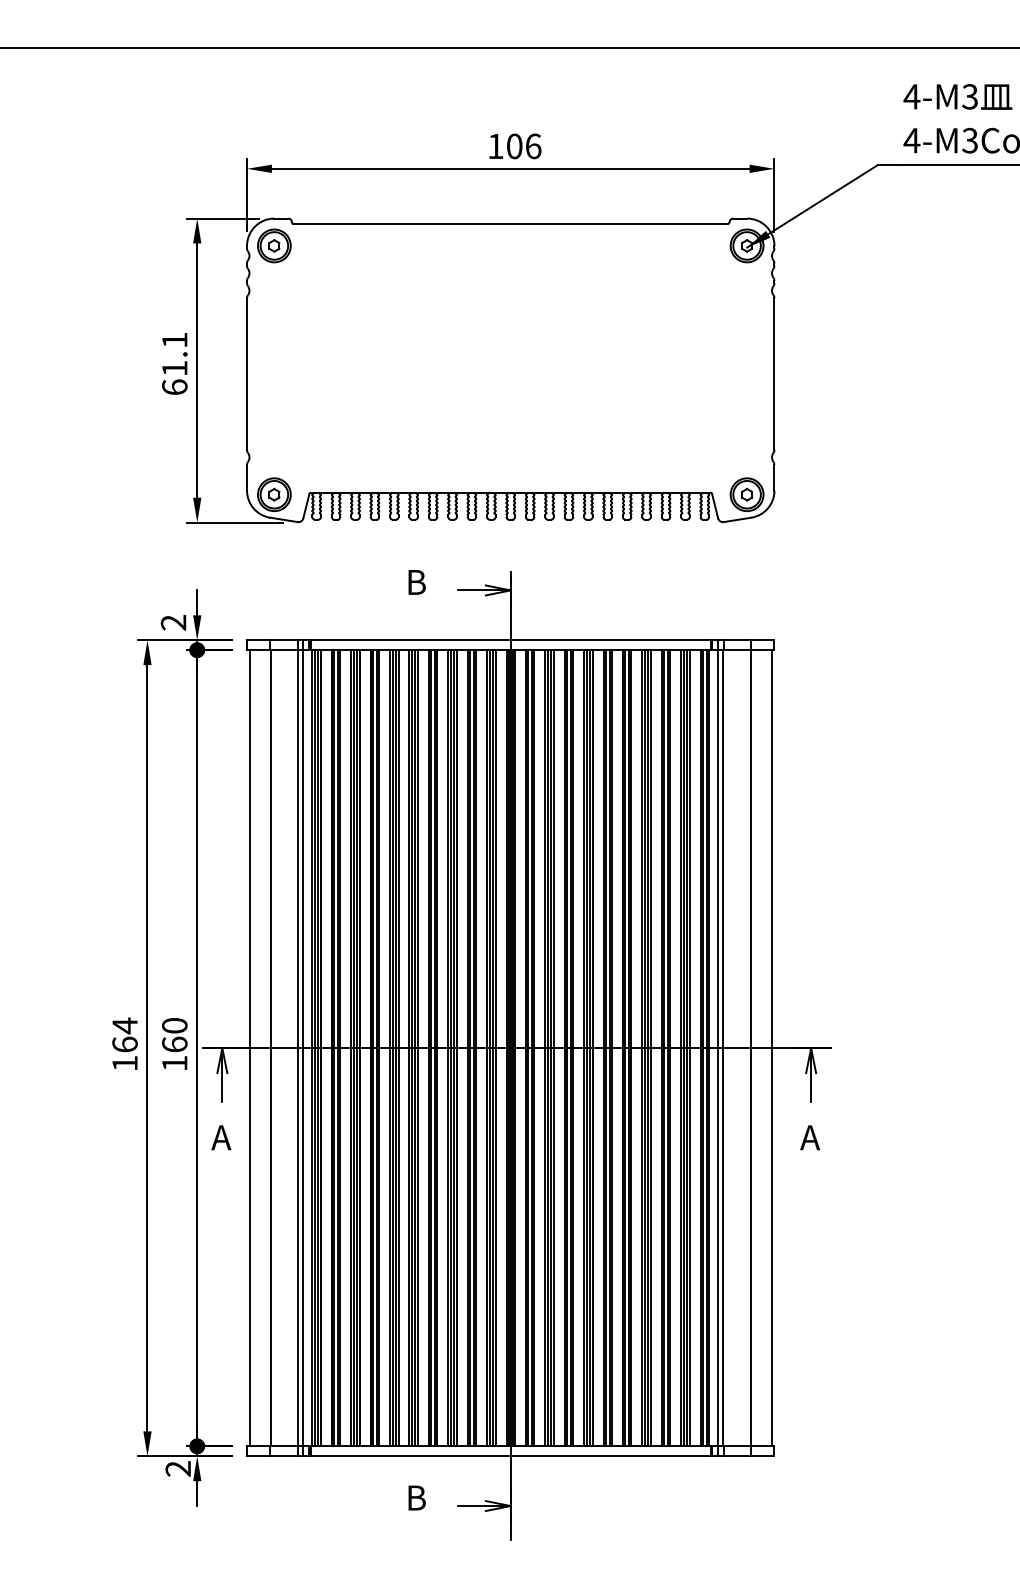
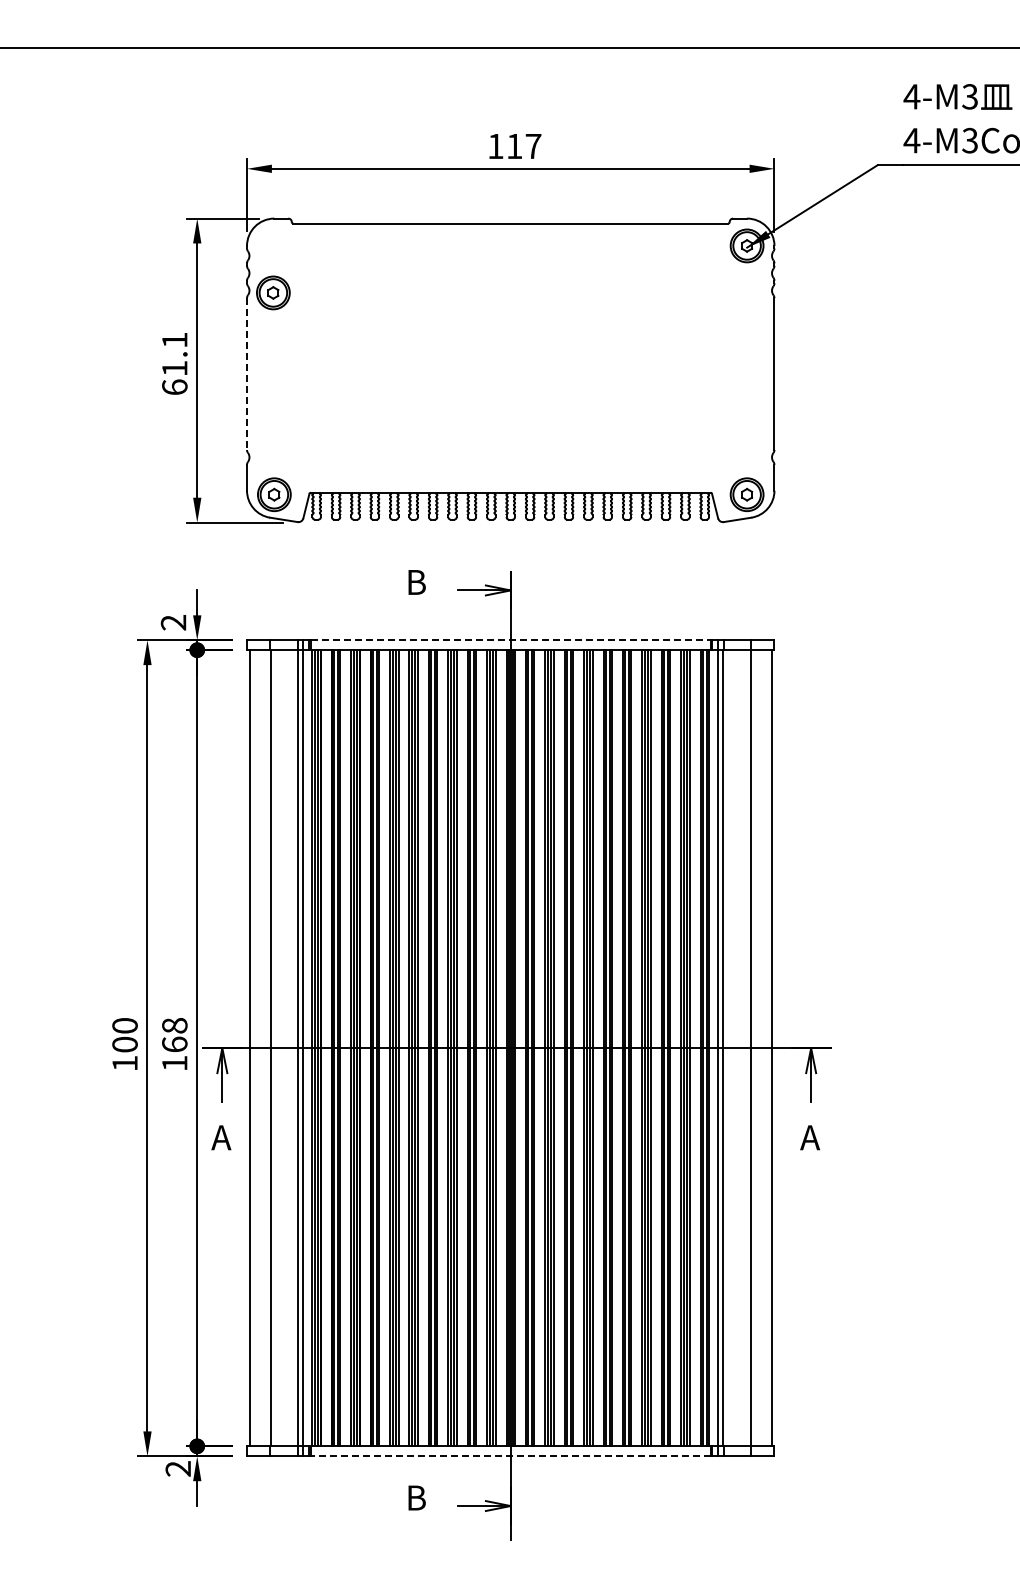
text: 106 -> 117 (524, 146)
part position: (274, 245) -> (273, 292) (273, 292)
line: solid -> dashed (247, 374)
line: solid -> dashed (510, 640)
text: 160 -> 168 (174, 1025)
text: 164 -> 100 (124, 1034)
line: solid -> dashed (510, 1456)
